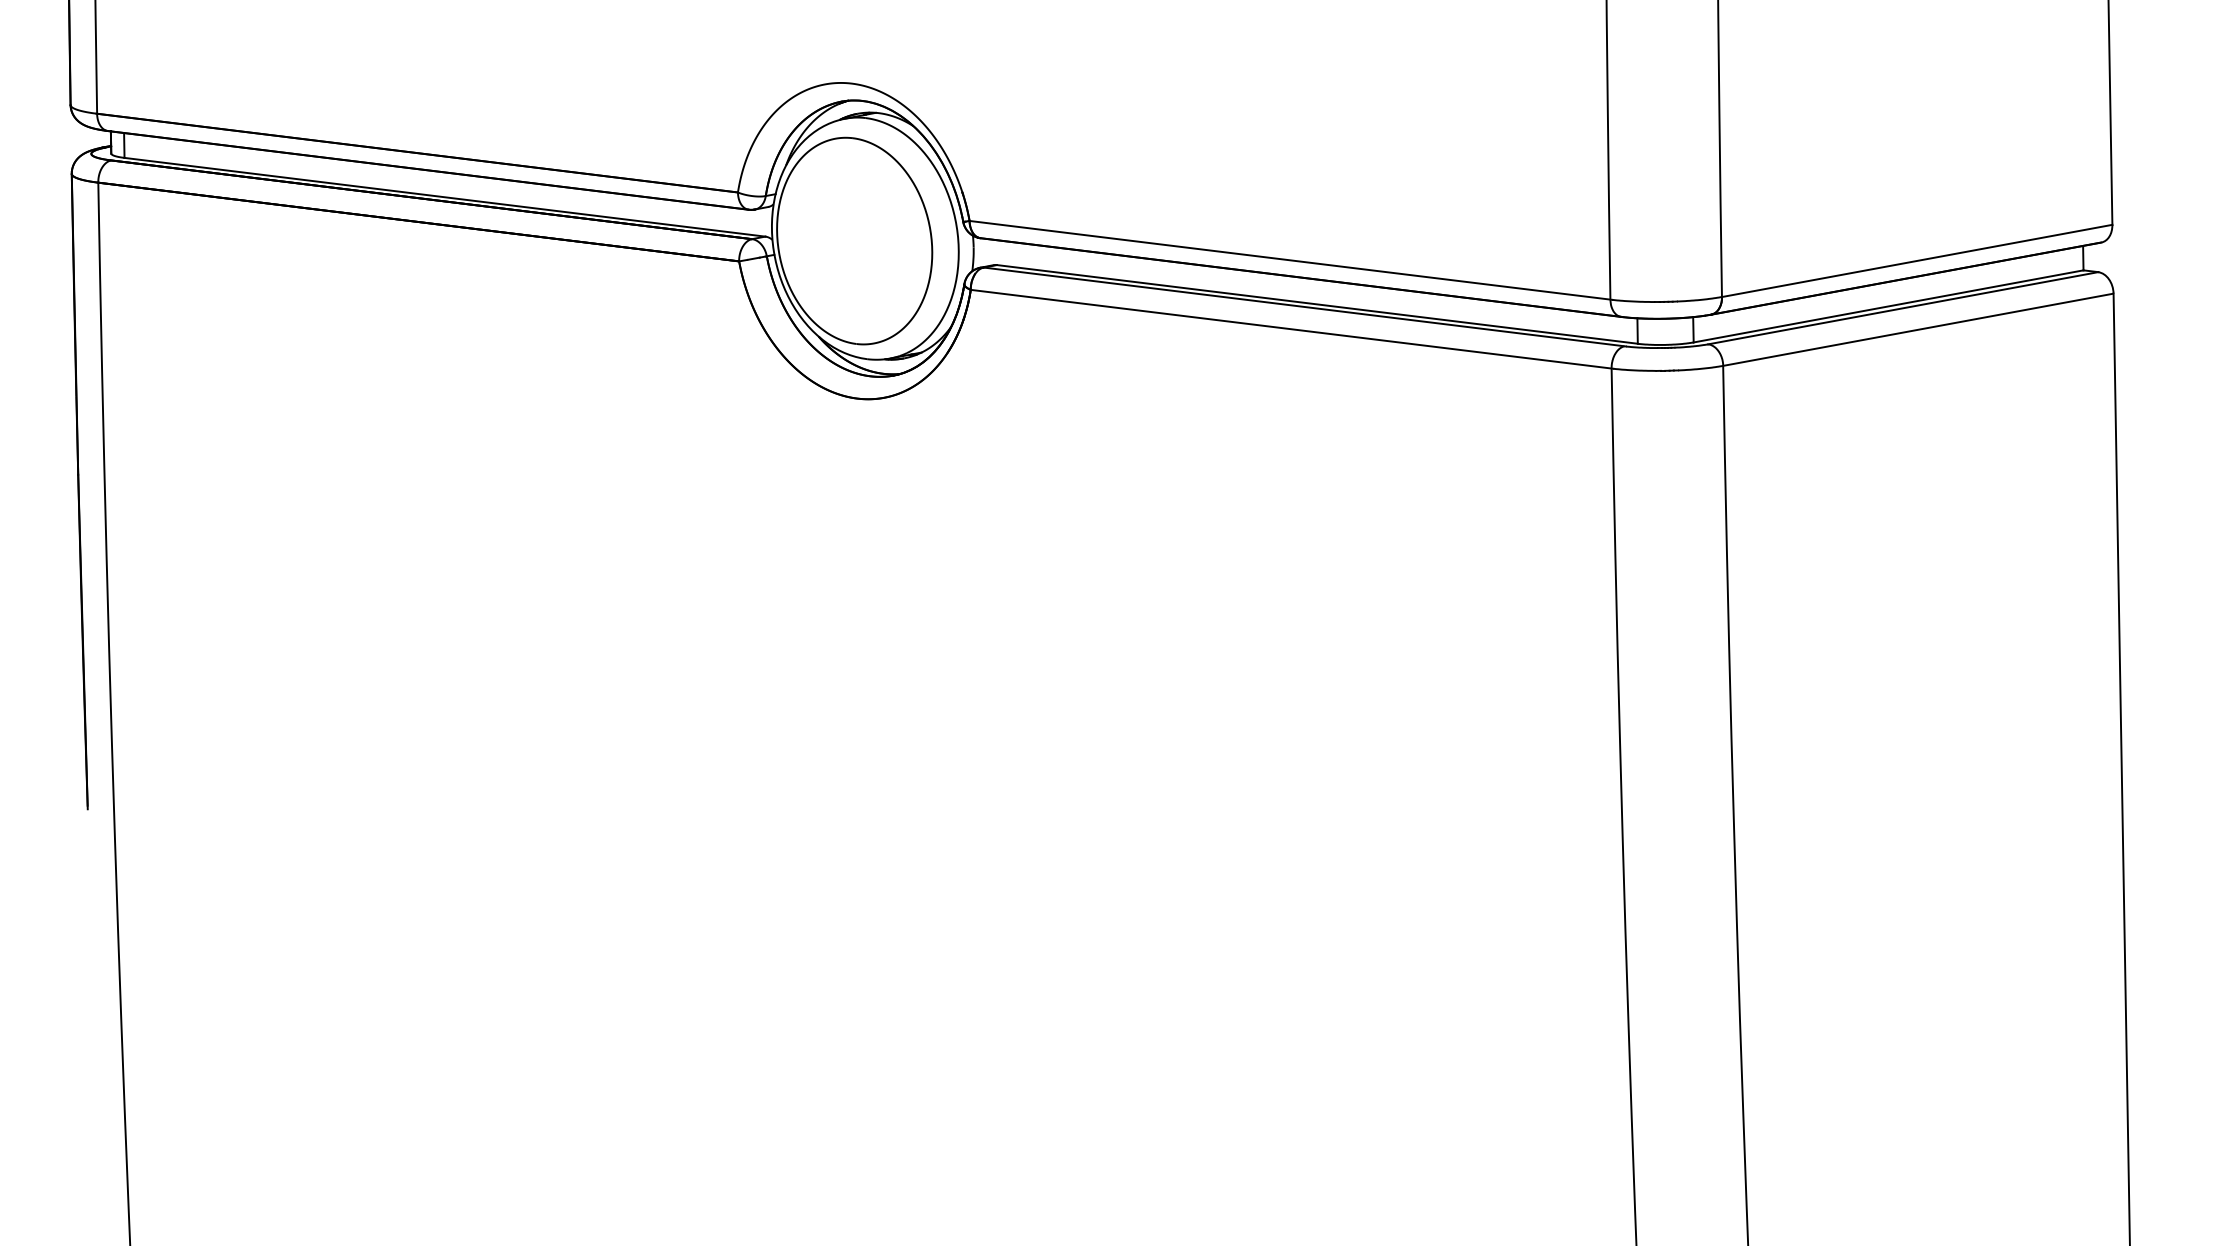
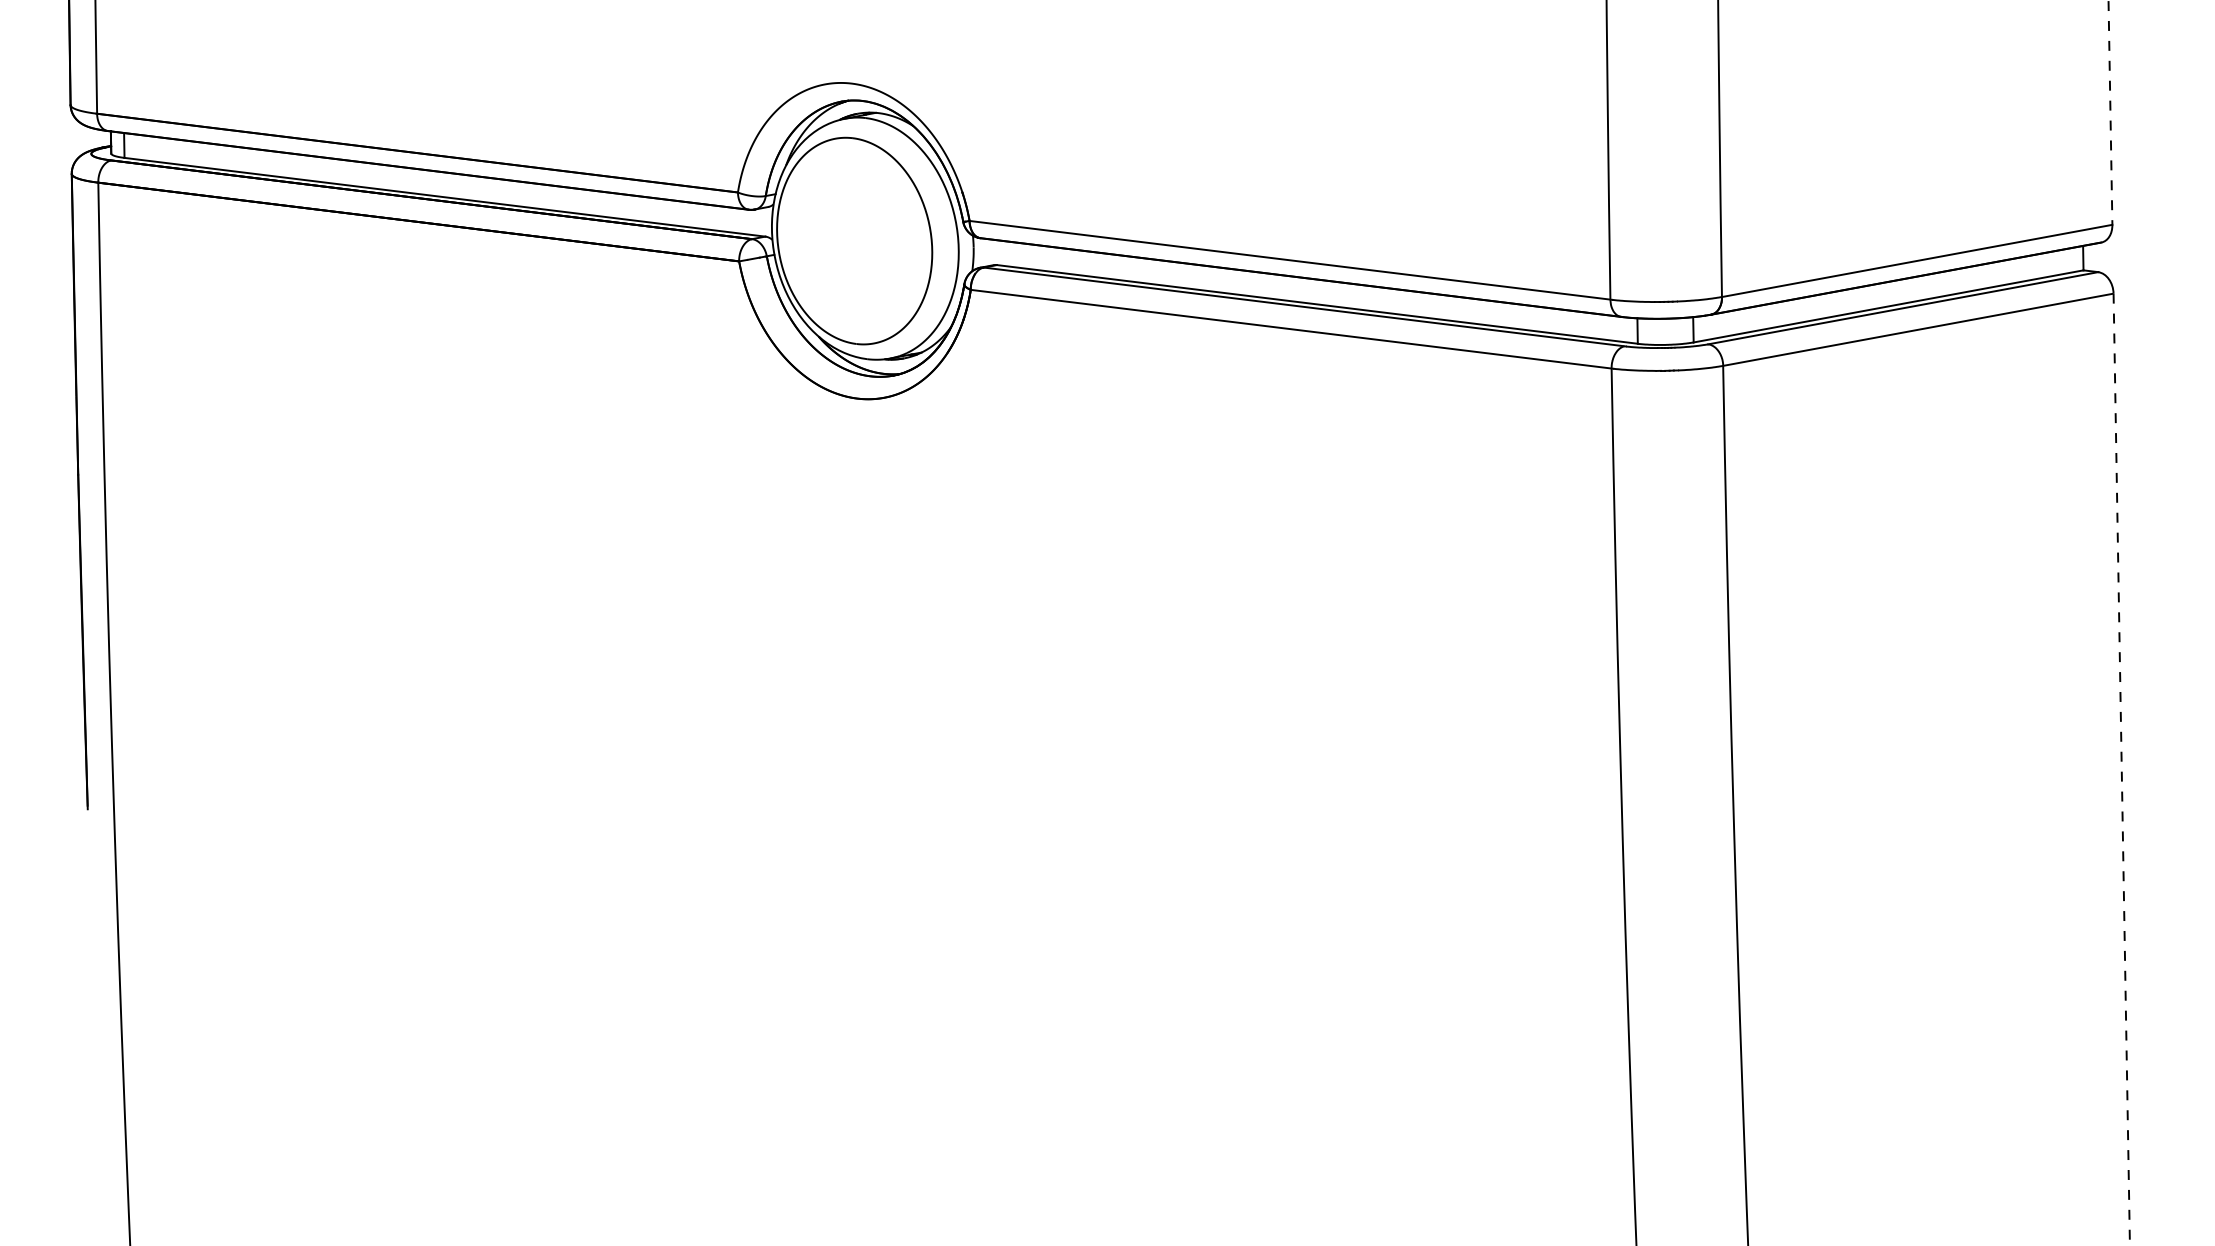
line: solid -> dashed (2110, 112)
line: solid -> dashed (2121, 769)
